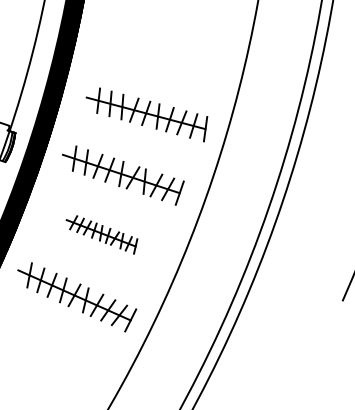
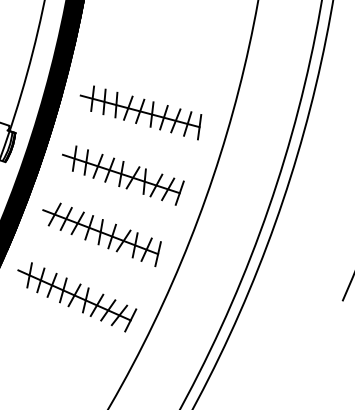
part position: (146, 114) -> (140, 112) (140, 112)
part size: 74x40 px -> 120x66 px (101, 234)
